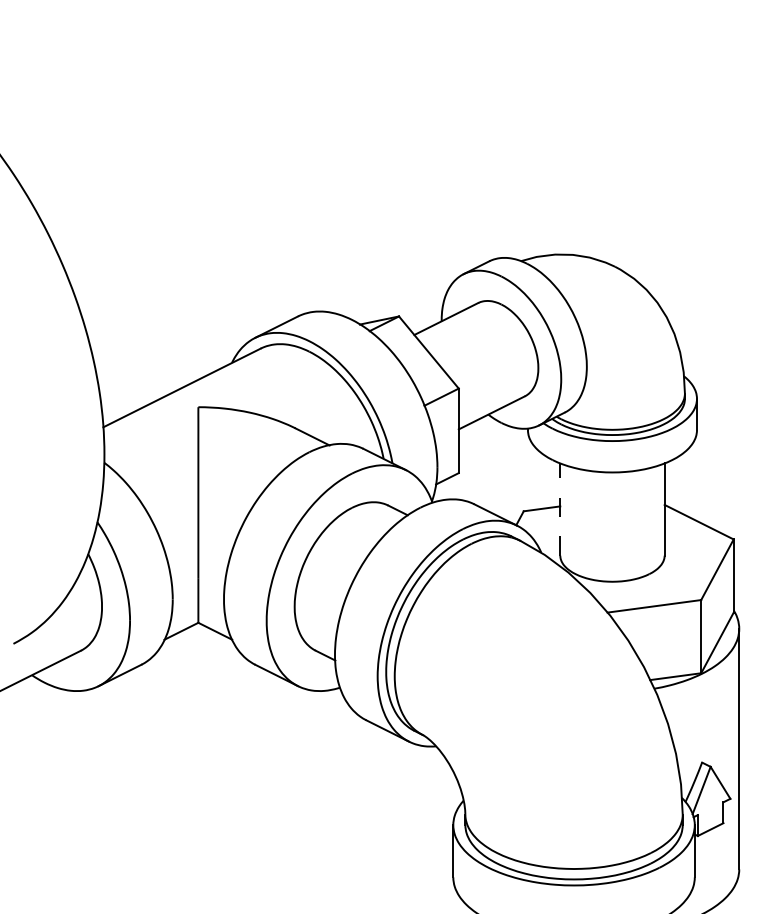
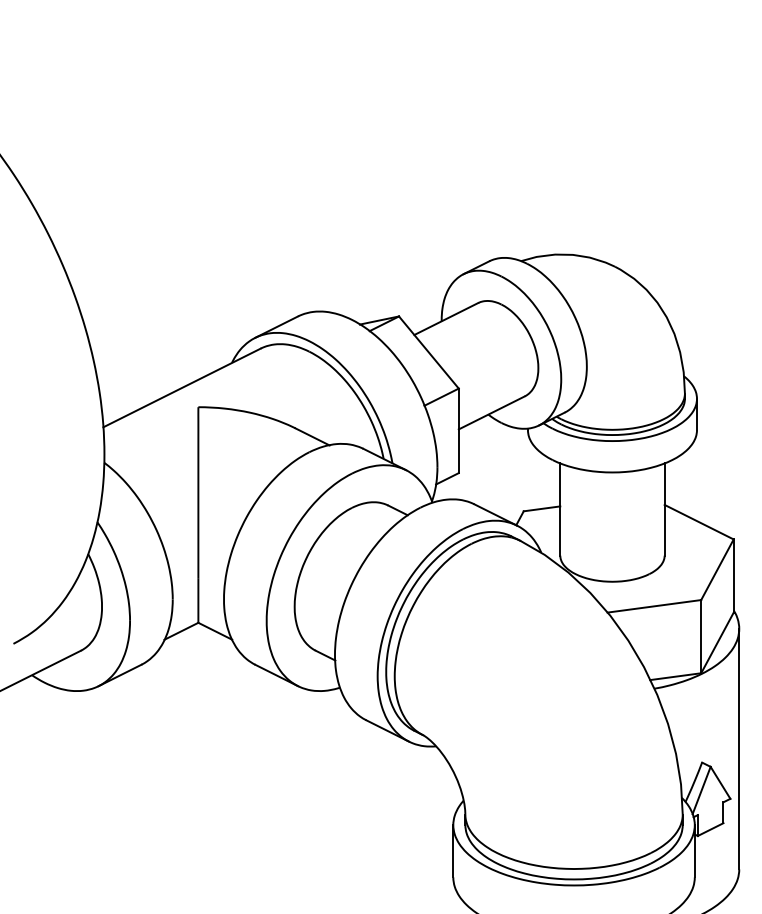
line: dashed -> solid (560, 509)
